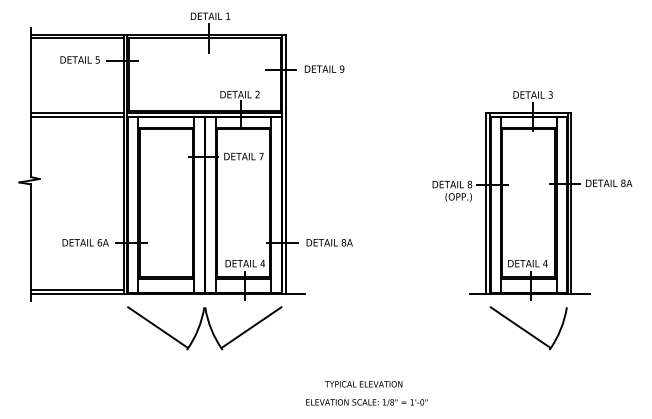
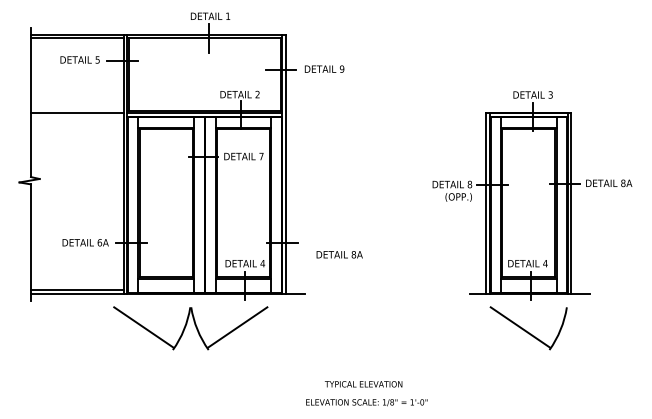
line: present -> none (76, 117)
text position: (329, 242) -> (339, 254) (339, 254)
part position: (204, 328) -> (190, 328) (190, 328)
